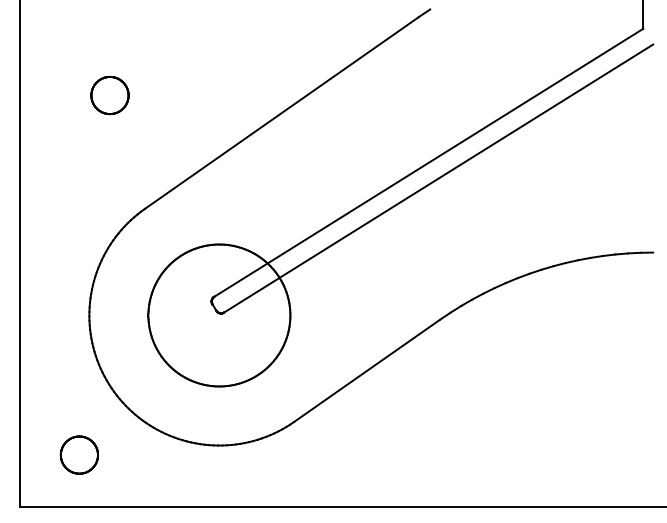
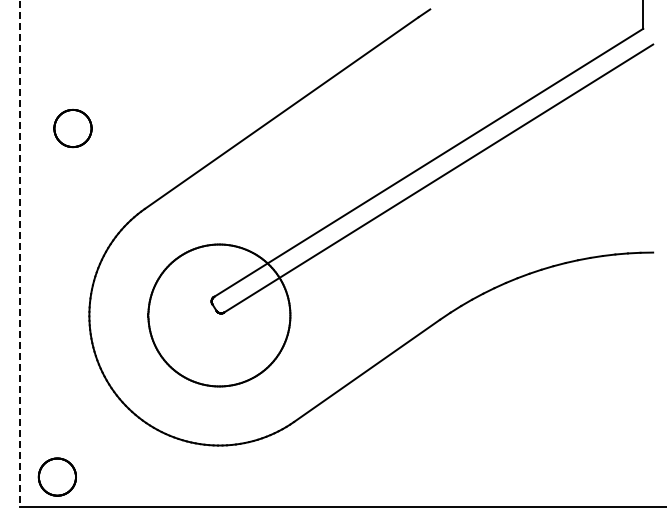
part position: (109, 95) -> (72, 128) (72, 128)
line: solid -> dashed (20, 254)
part position: (78, 454) -> (56, 476) (56, 476)
